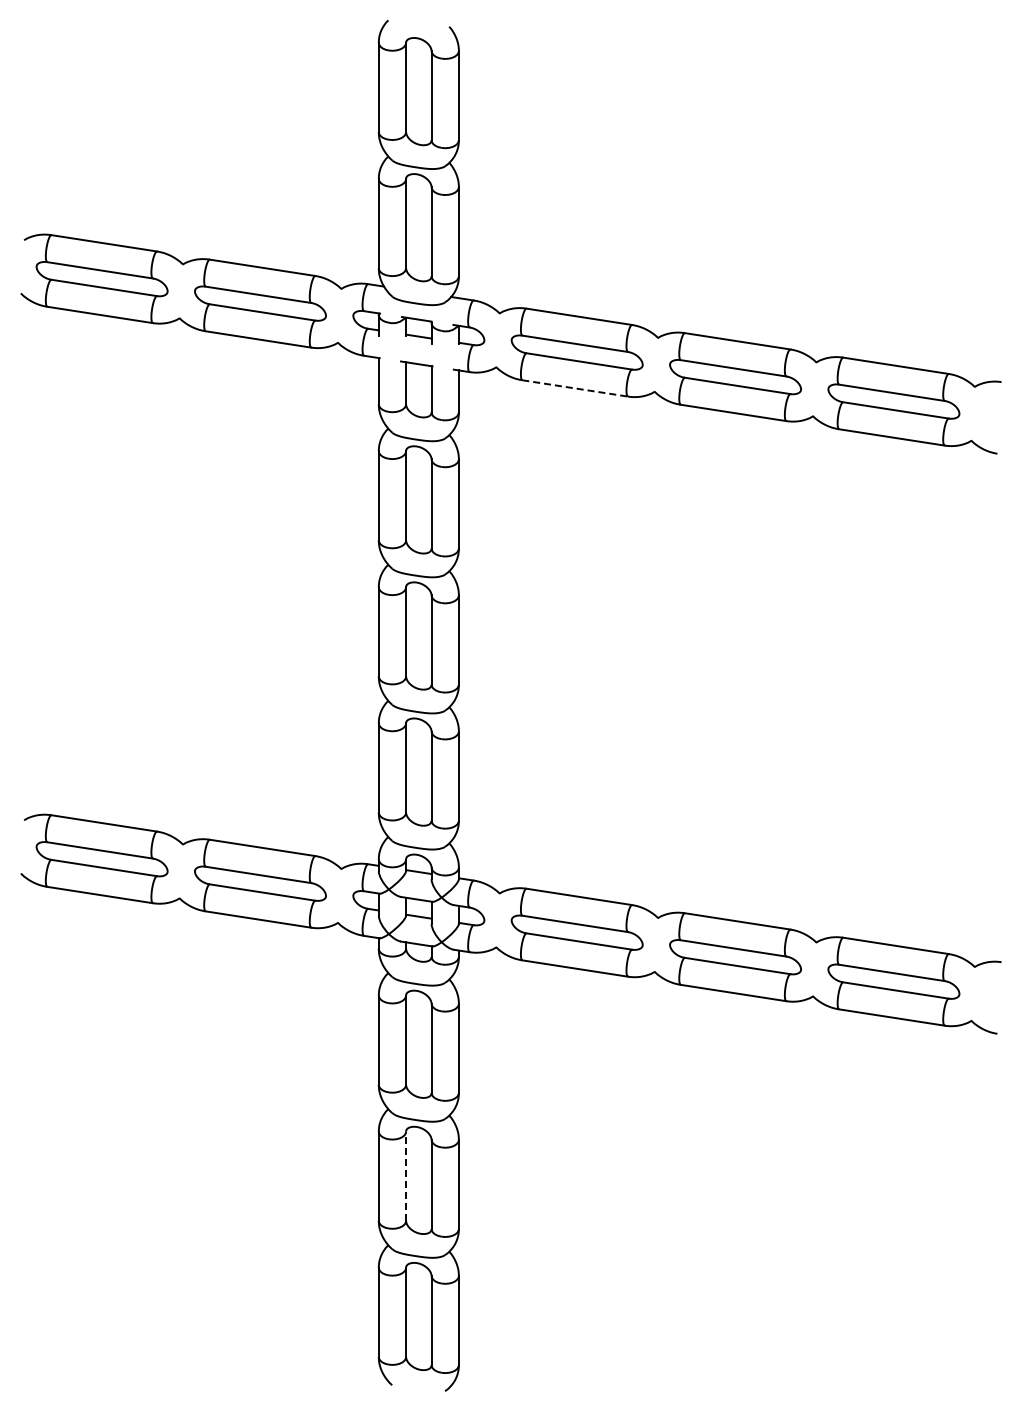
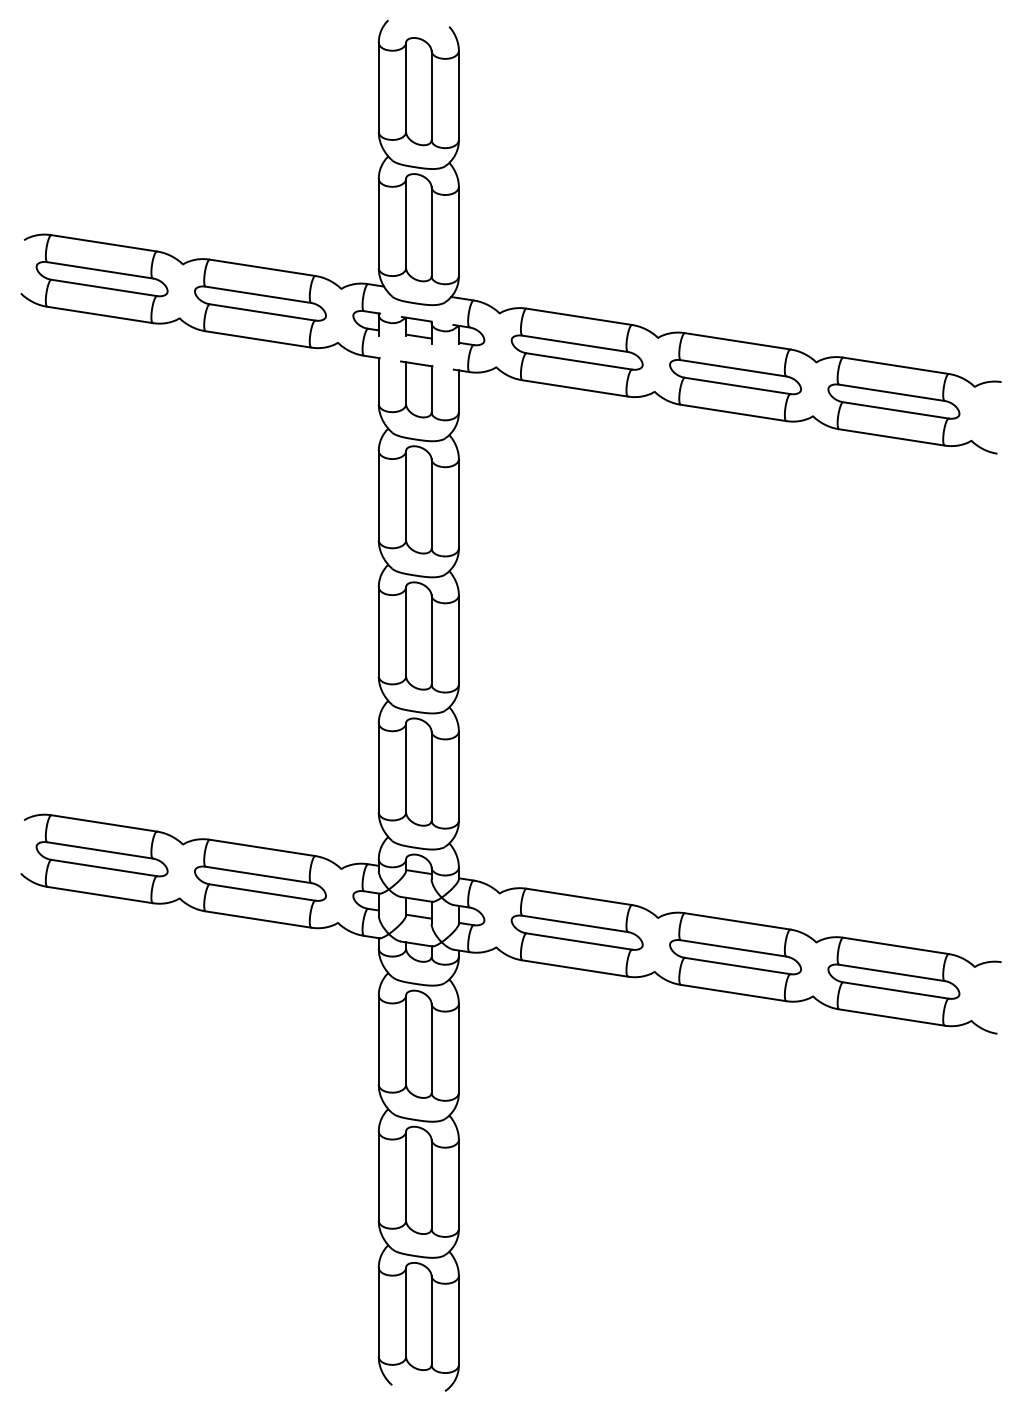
line: dashed -> solid (575, 388)
line: dashed -> solid (406, 1176)
